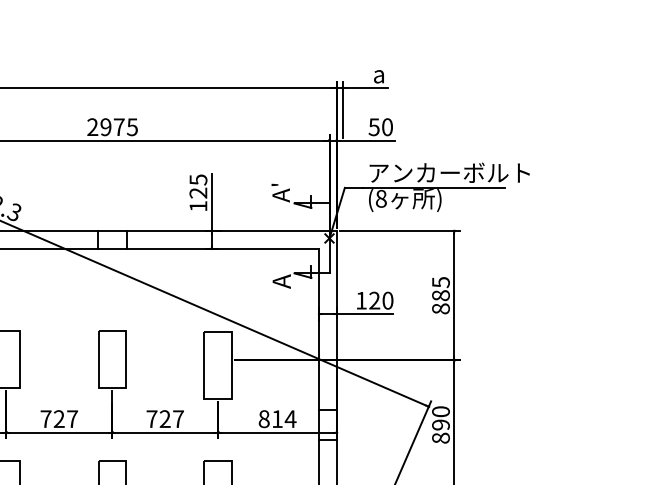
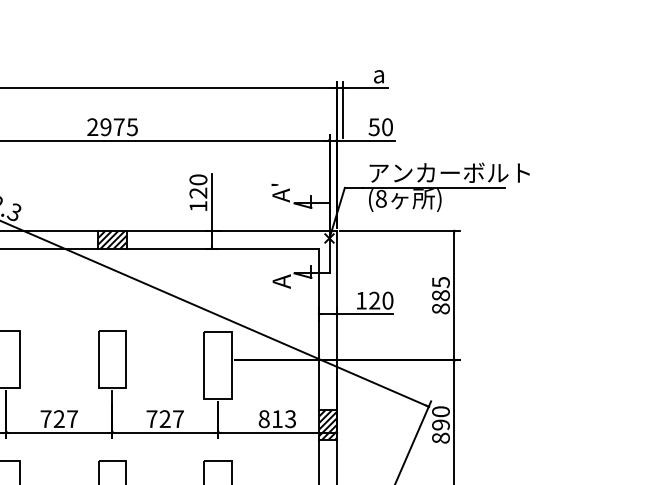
text: 125 -> 120 (198, 179)
hatch: none -> present (111, 239)
text: 814 -> 813 (290, 419)
hatch: none -> present (327, 424)
